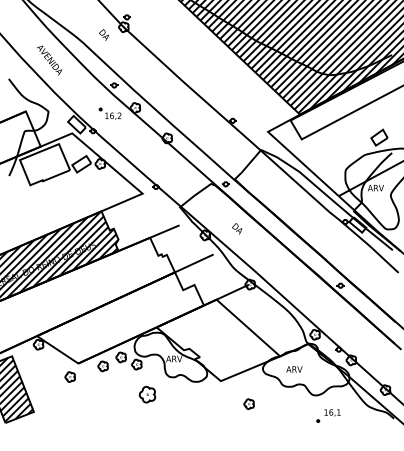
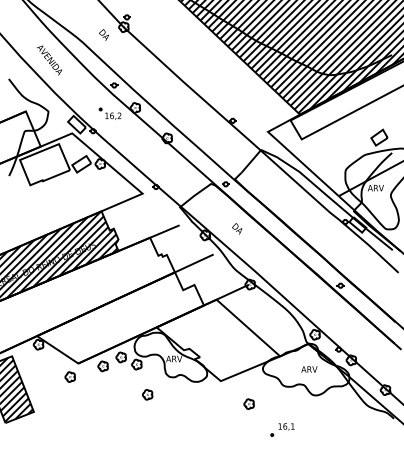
text position: (294, 369) -> (309, 369) (309, 369)
part size: 19x18 px -> 12x12 px (147, 394)
part position: (328, 415) -> (282, 429) (282, 429)
